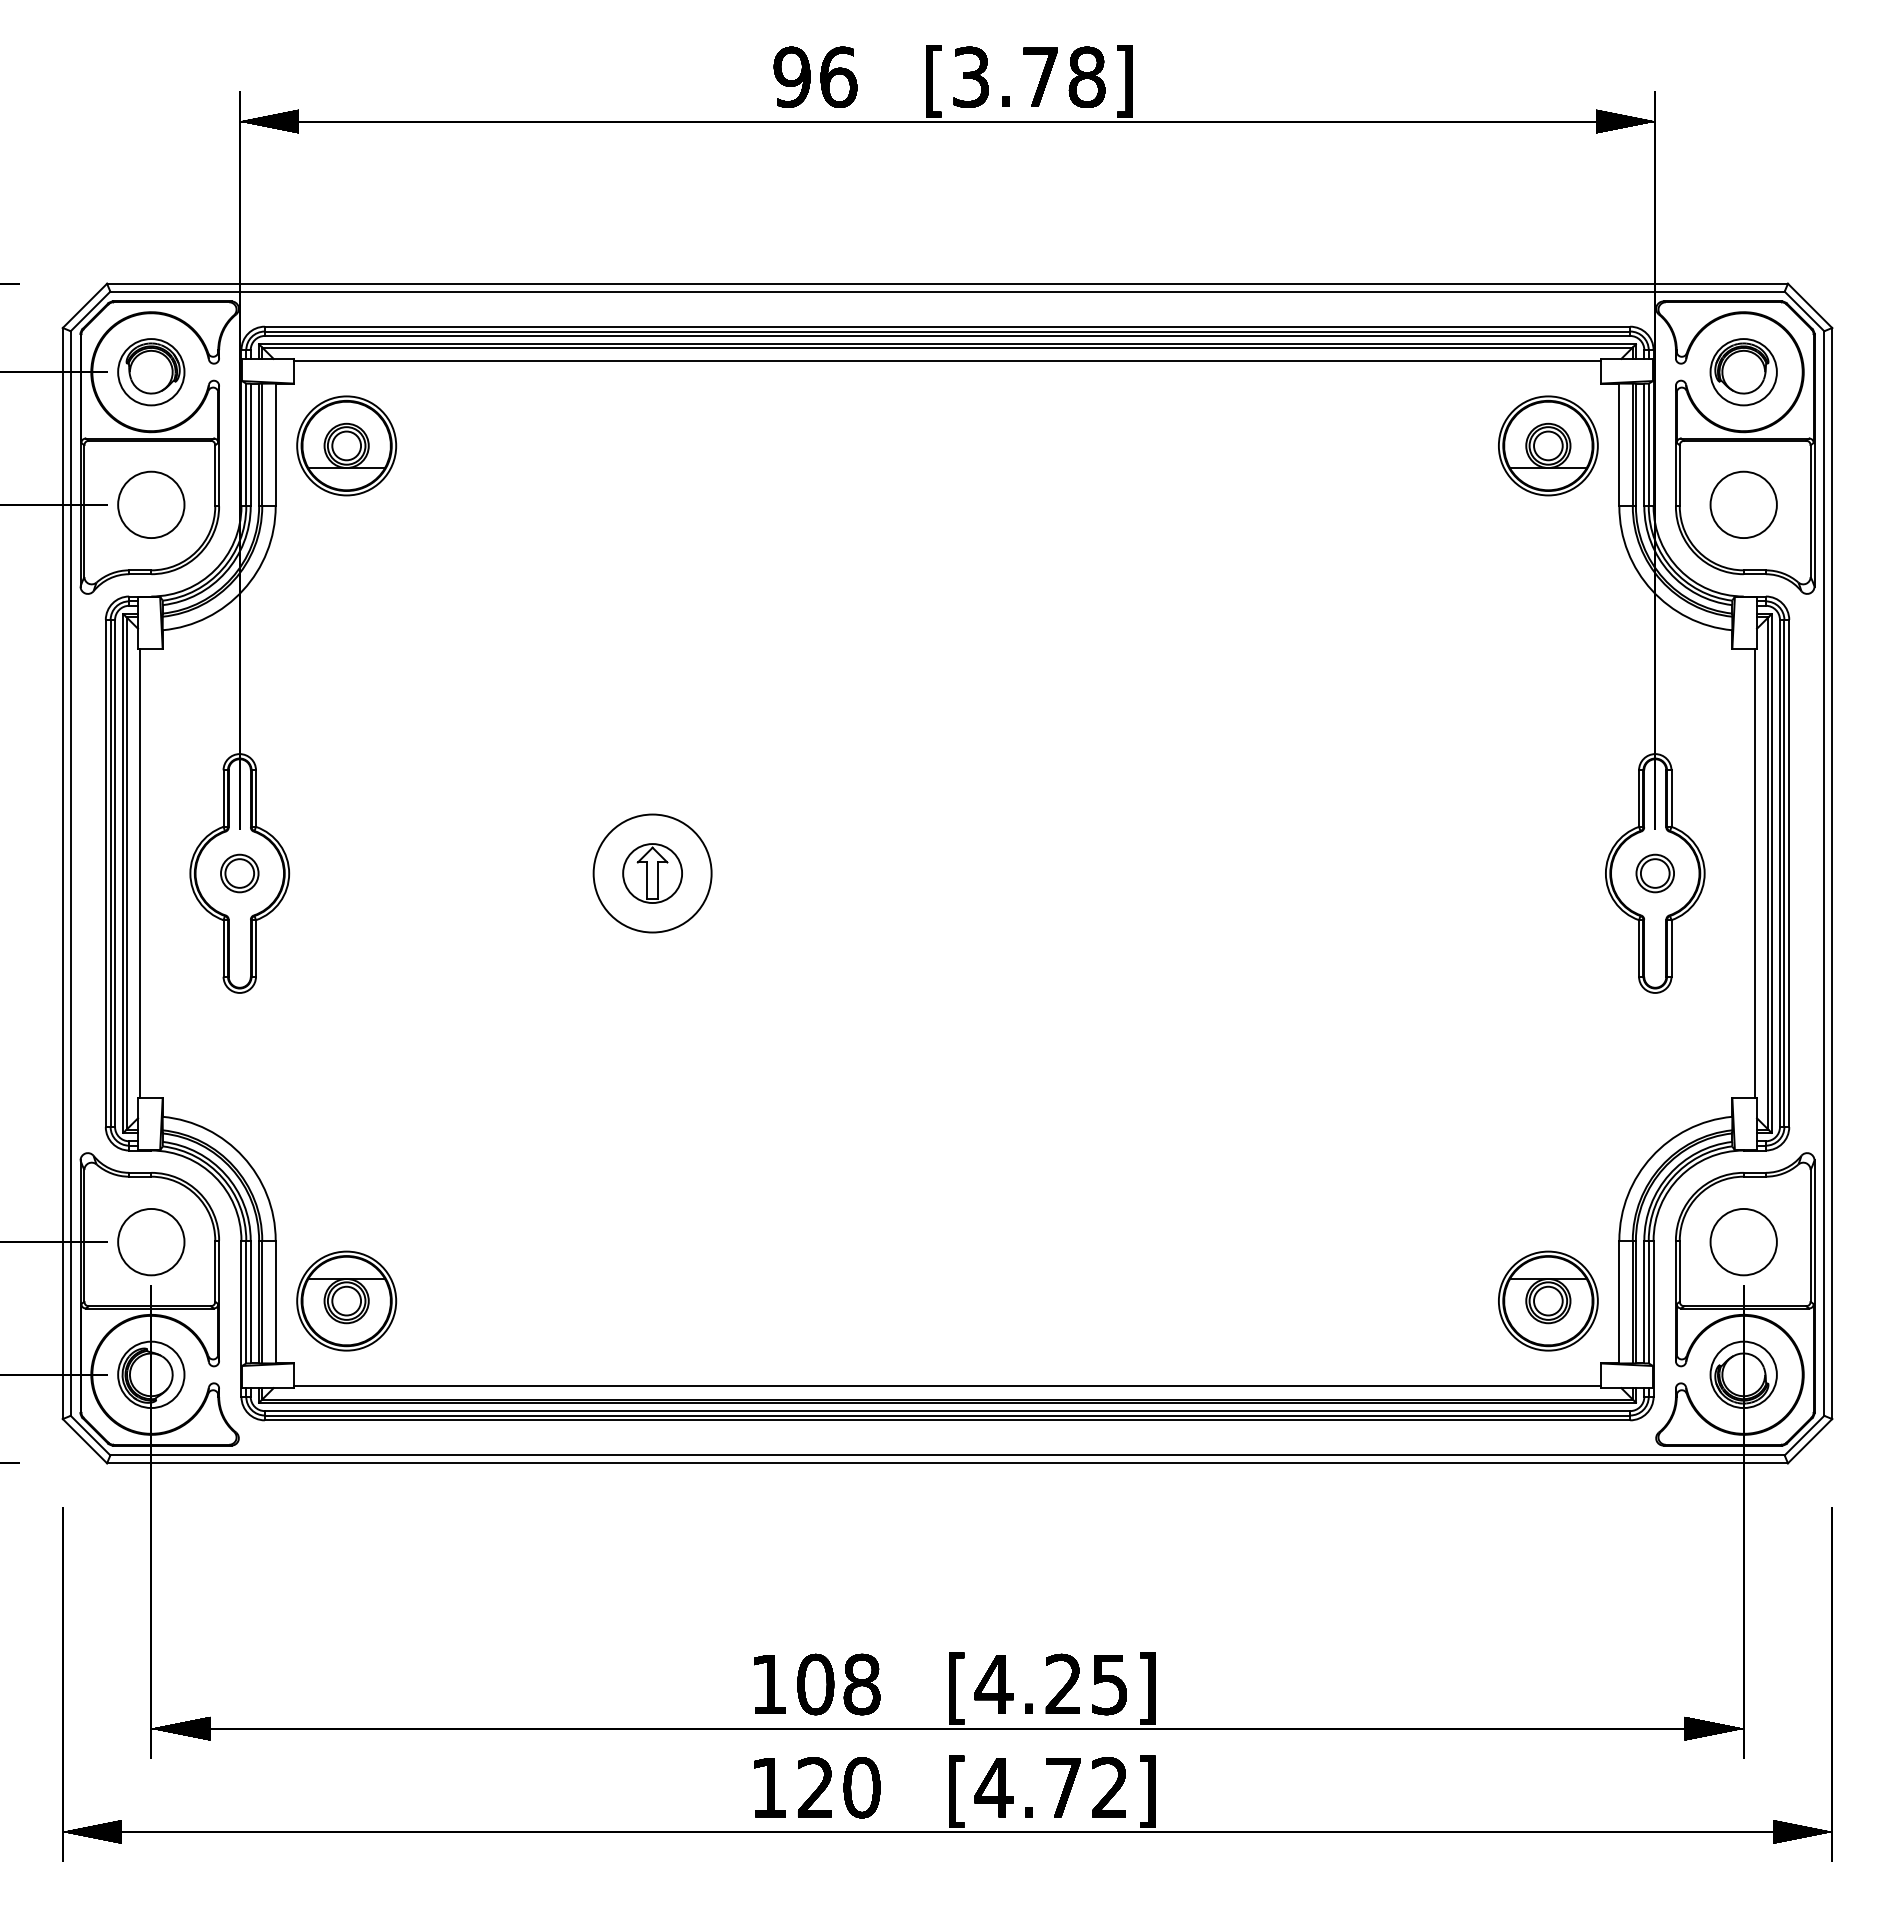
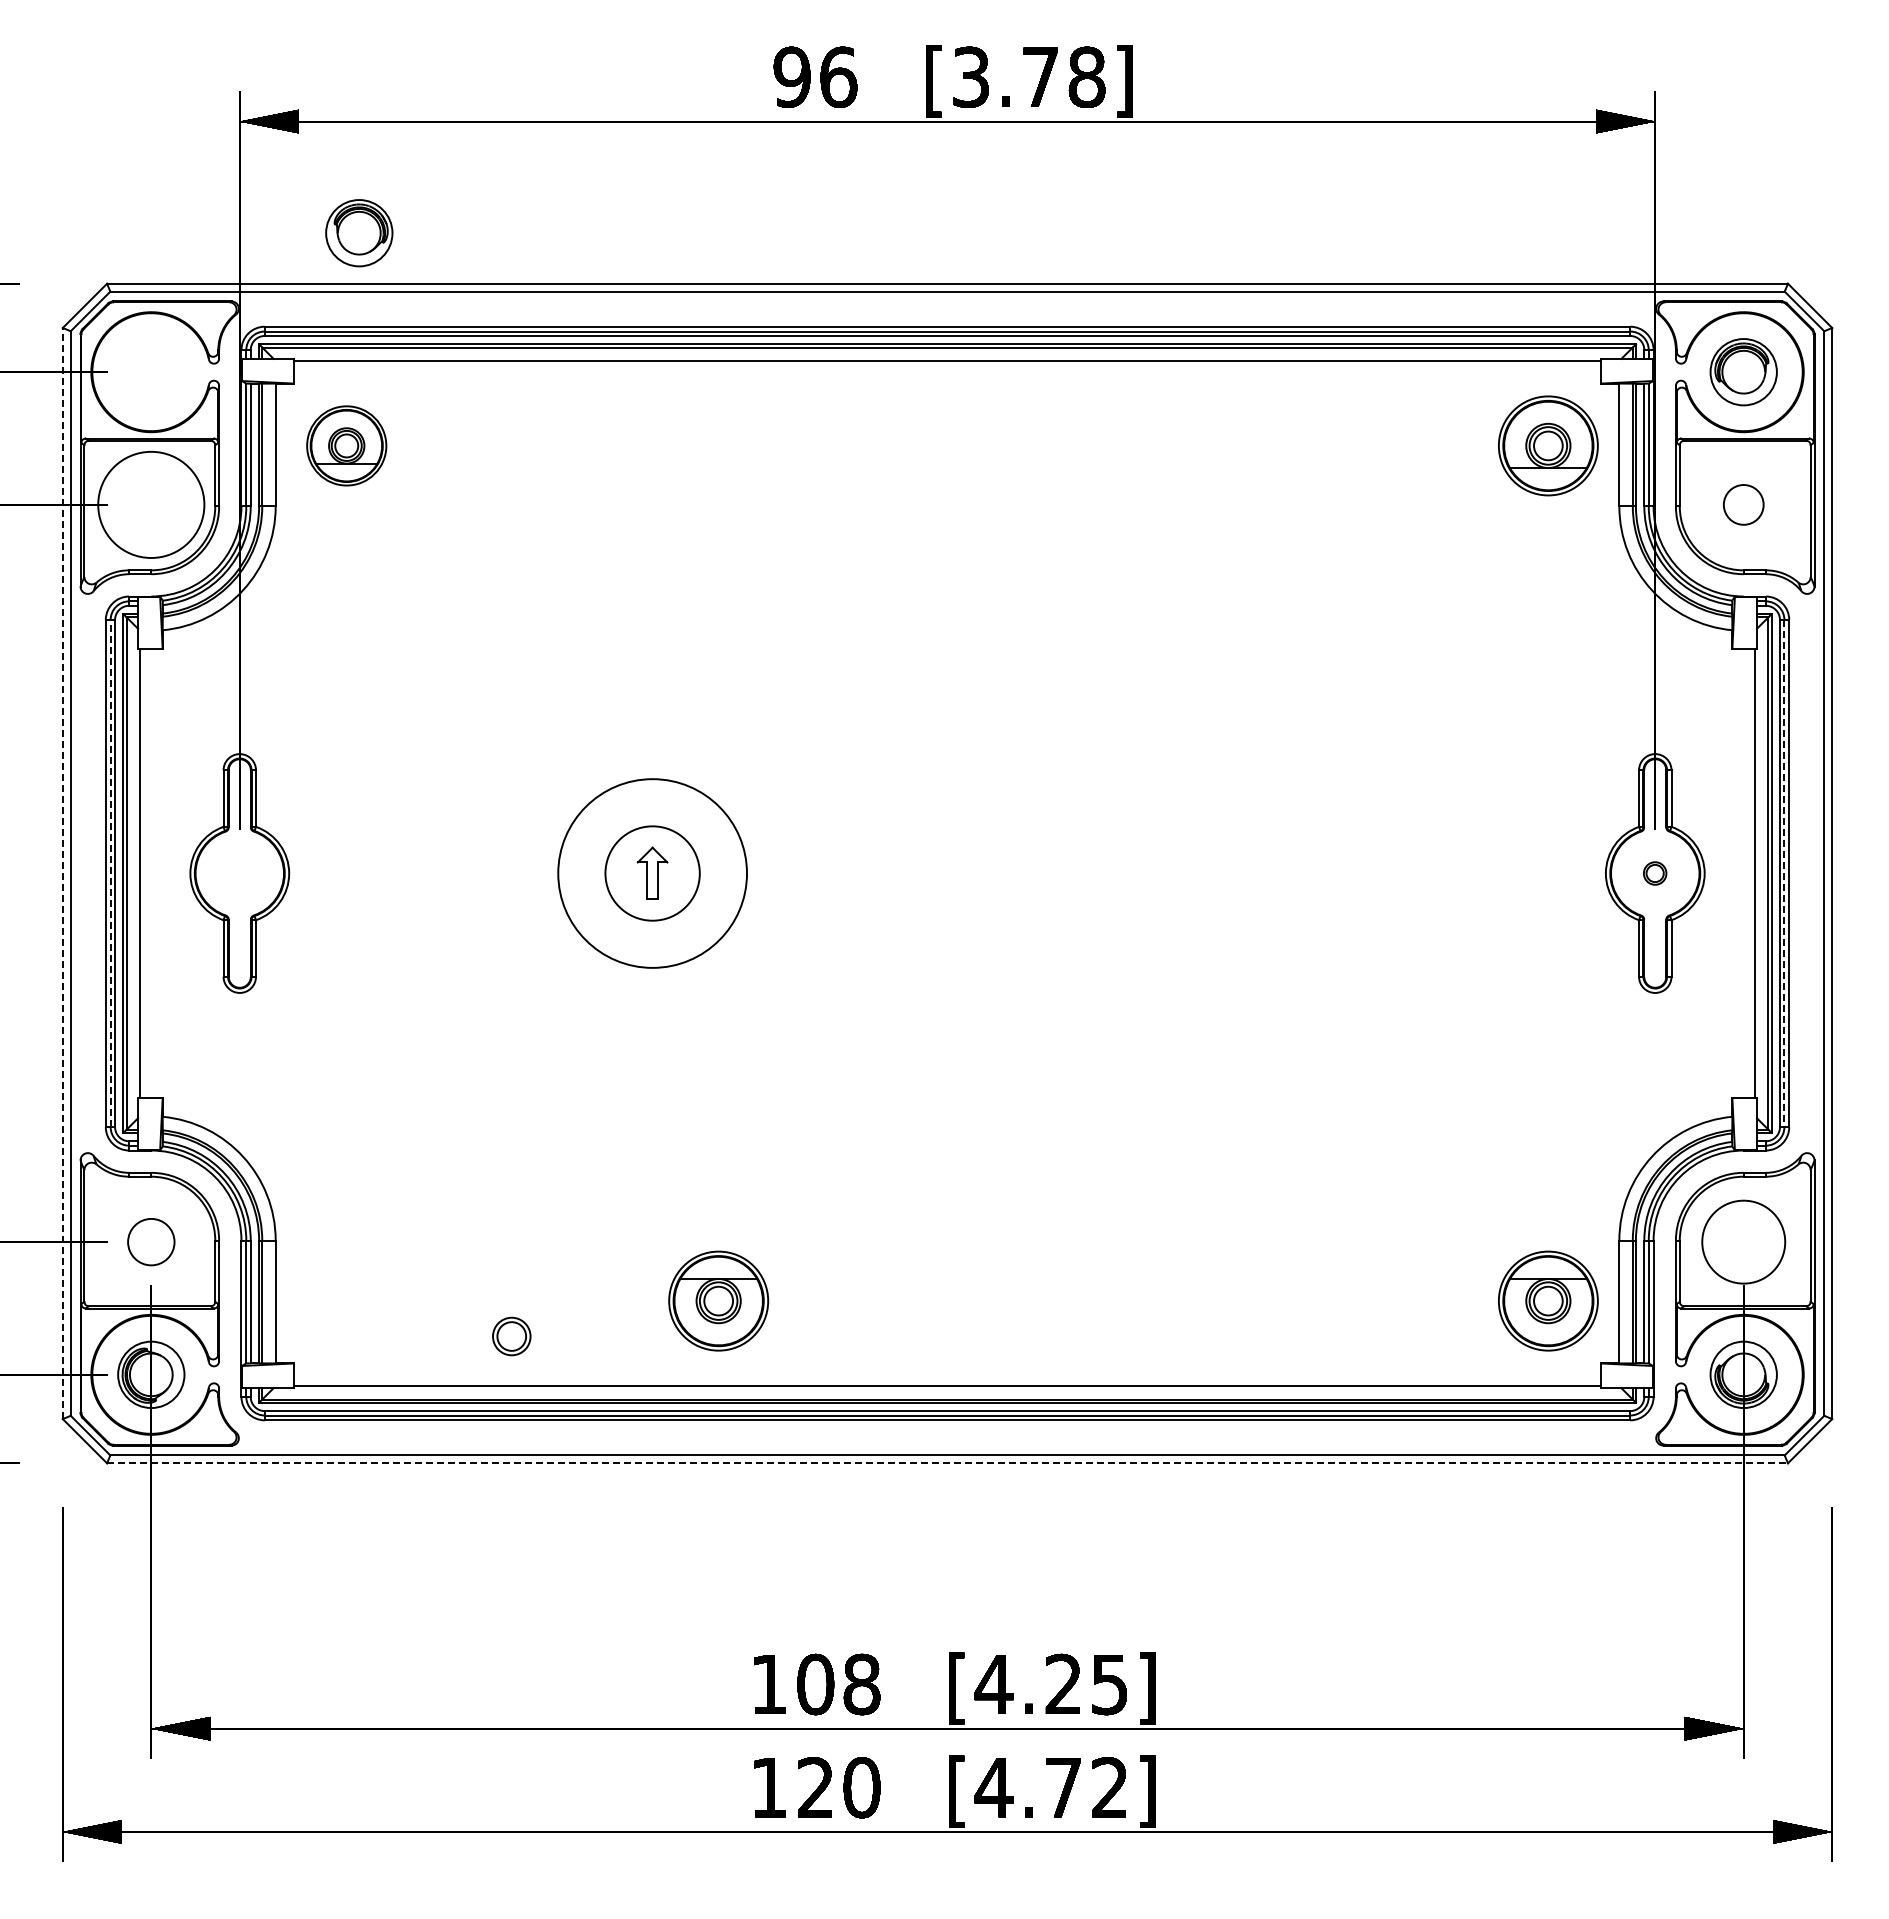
part position: (151, 372) -> (359, 233) (359, 233)
part size: 102x102 px -> 82x82 px (346, 445)
circle diameter: 66 px -> 106 px (151, 504)
circle diameter: 66 px -> 40 px (1743, 504)
line: solid -> dashed (62, 873)
line: solid -> dashed (110, 873)
part position: (239, 873) -> (511, 1336) (511, 1336)
circle diameter: 118 px -> 189 px (652, 873)
circle diameter: 59 px -> 94 px (652, 873)
part size: 40x41 px -> 25x25 px (1655, 873)
line: solid -> dashed (1784, 873)
circle diameter: 66 px -> 46 px (151, 1241)
circle diameter: 66 px -> 83 px (1743, 1241)
part position: (346, 1300) -> (718, 1300) (718, 1300)
line: solid -> dashed (948, 1463)
